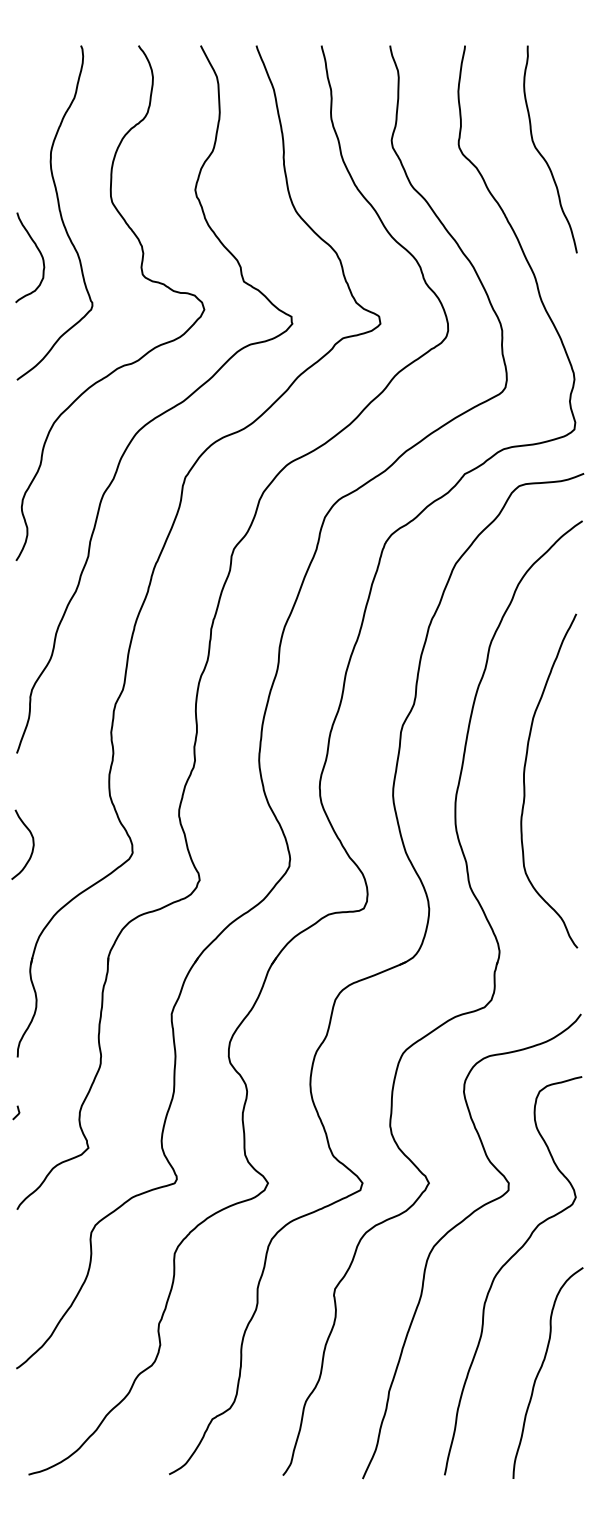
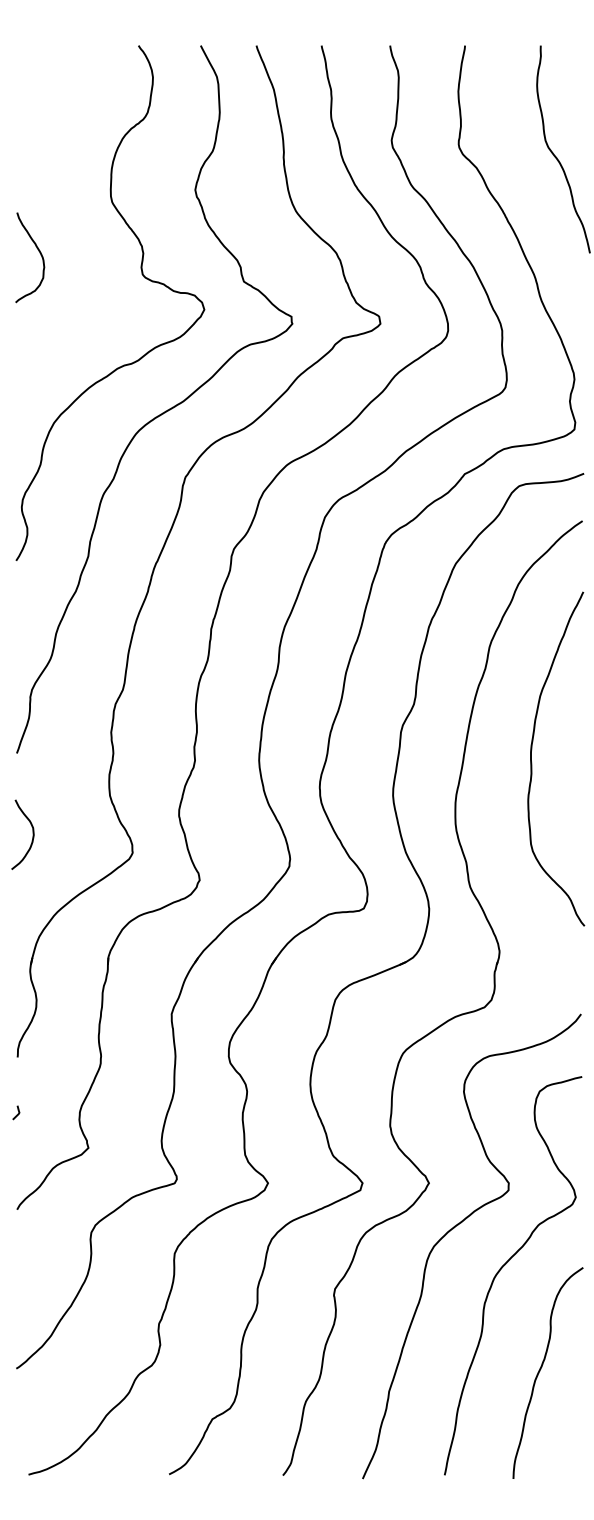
curve position: (543, 156) -> (556, 156) (556, 156)
curve: present -> none (58, 210)
curve position: (525, 784) -> (532, 762) (532, 762)
curve position: (32, 844) -> (32, 834) (32, 834)
